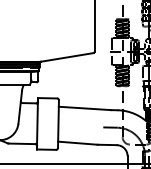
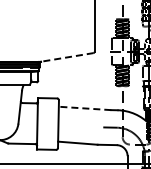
line: solid -> dashed (67, 57)
line: solid -> dashed (84, 108)
